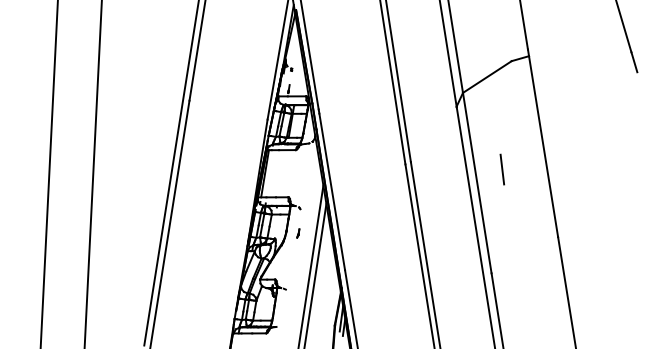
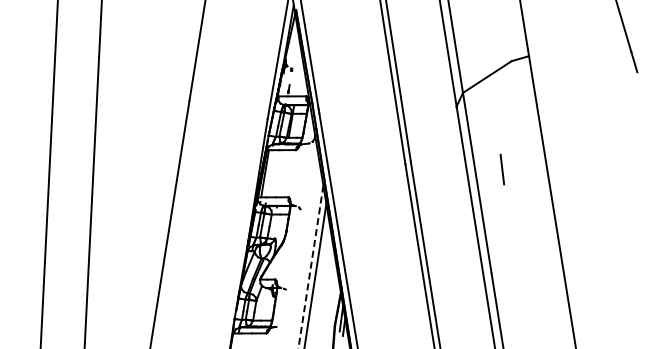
line: present -> none (171, 173)
part: present -> none (298, 233)
line: solid -> dashed (310, 267)
